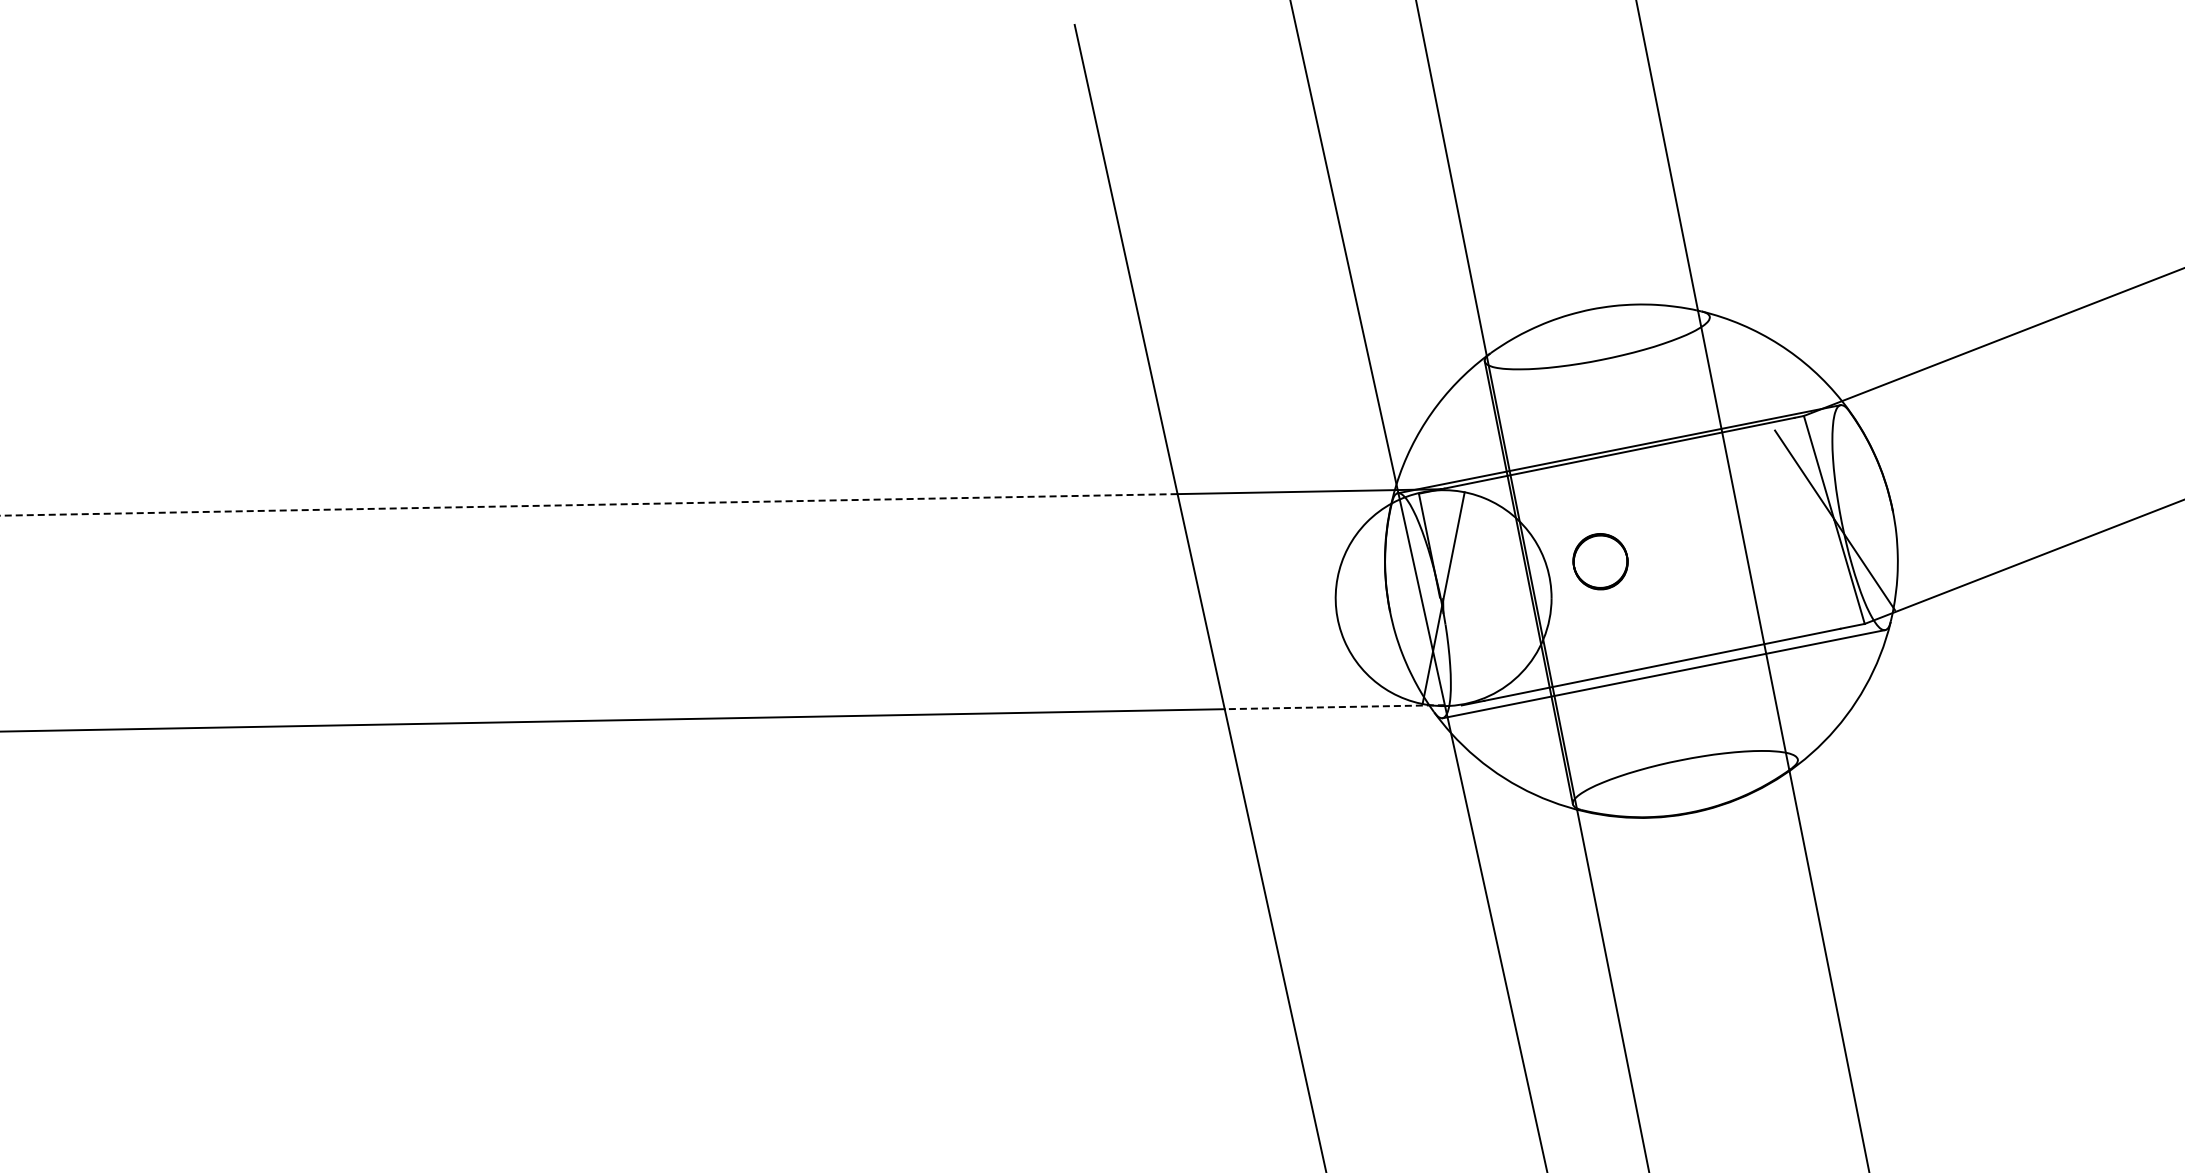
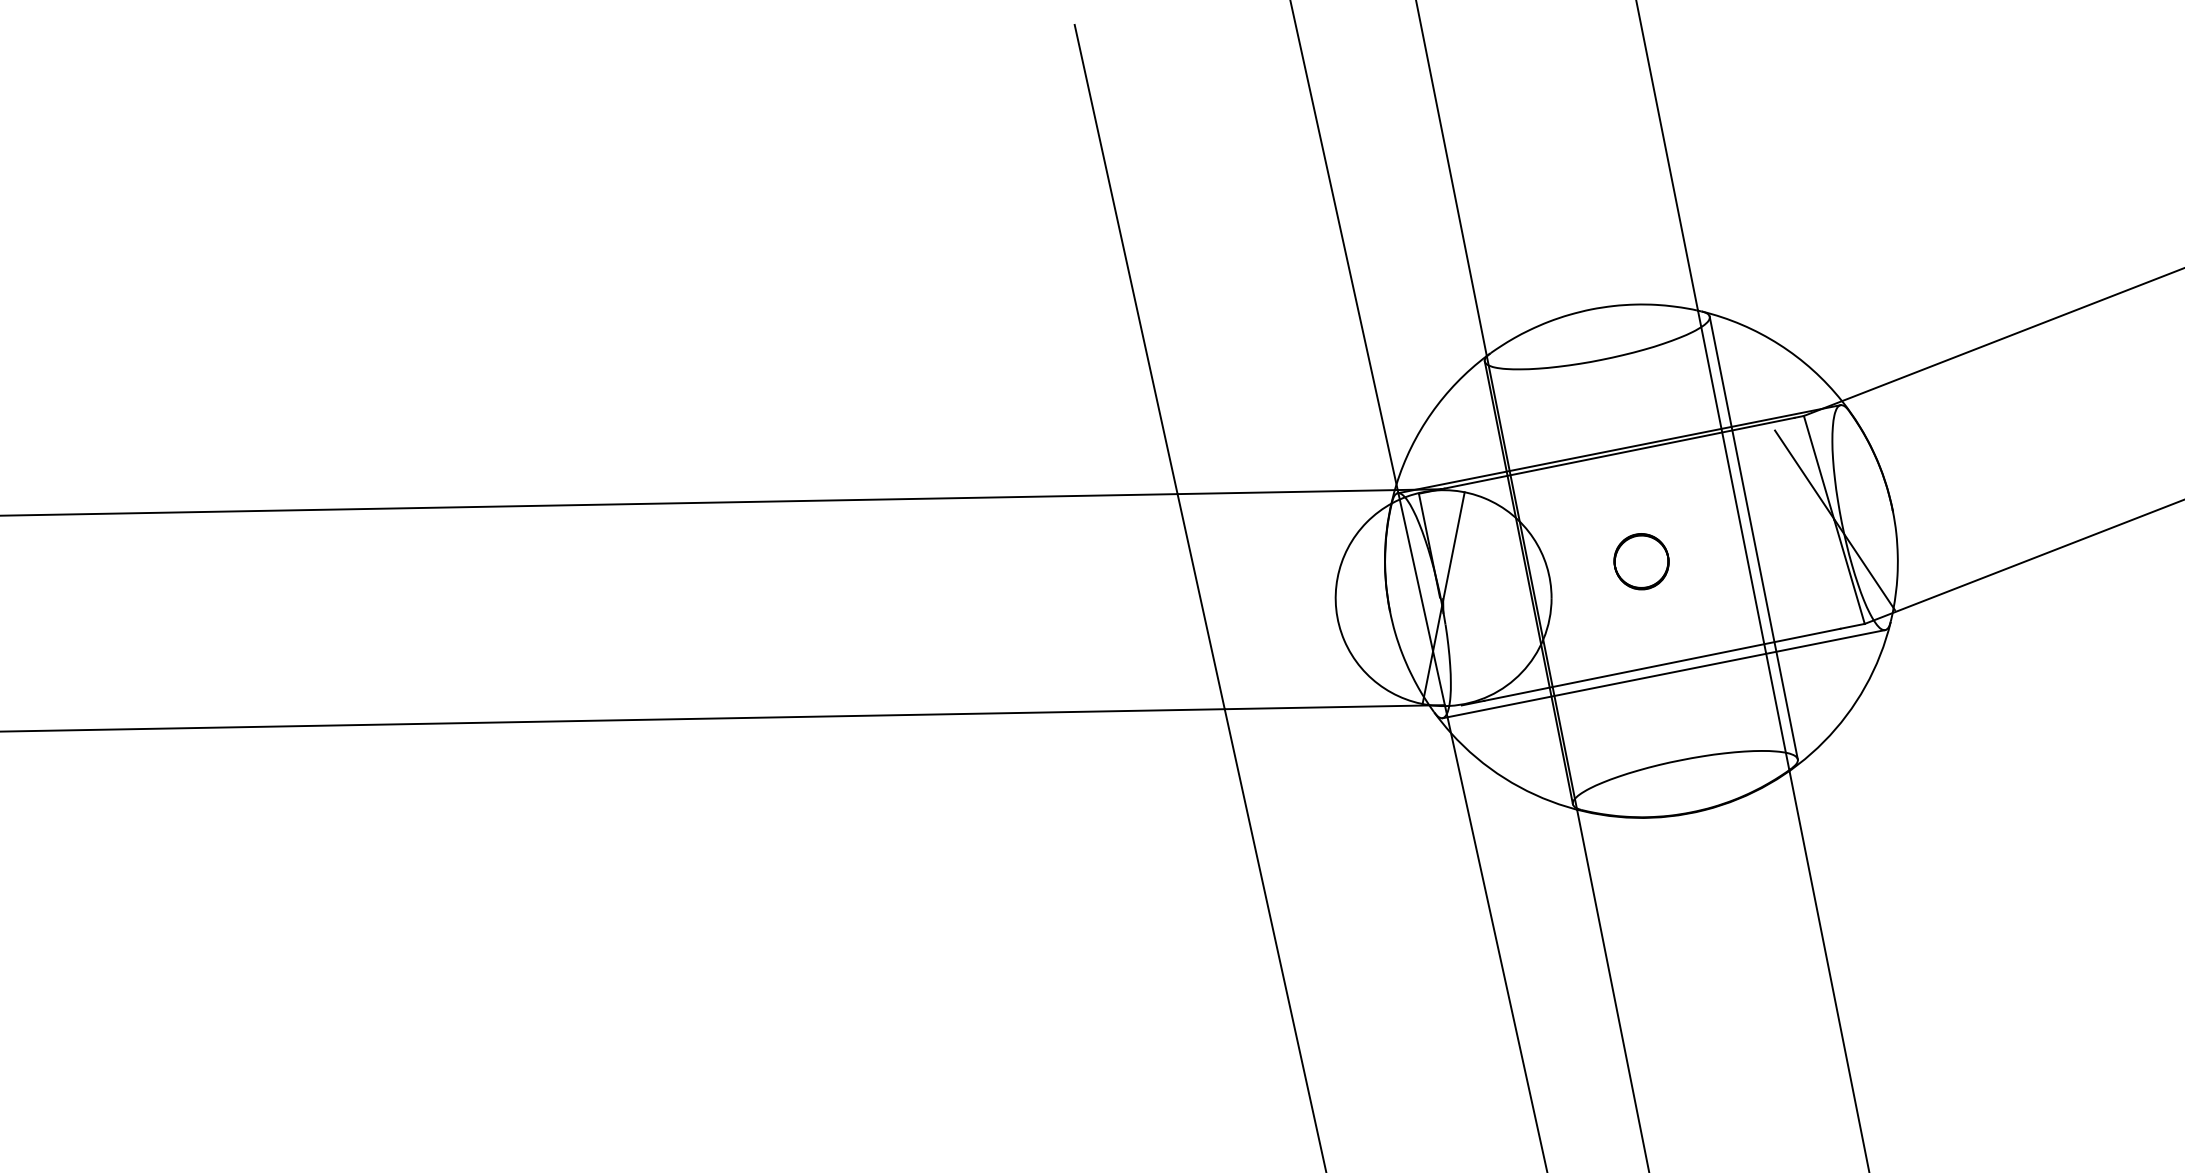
line: dashed -> solid (588, 504)
line: none -> present (1753, 537)
part position: (1600, 561) -> (1641, 561) (1641, 561)
line: dashed -> solid (1334, 707)
